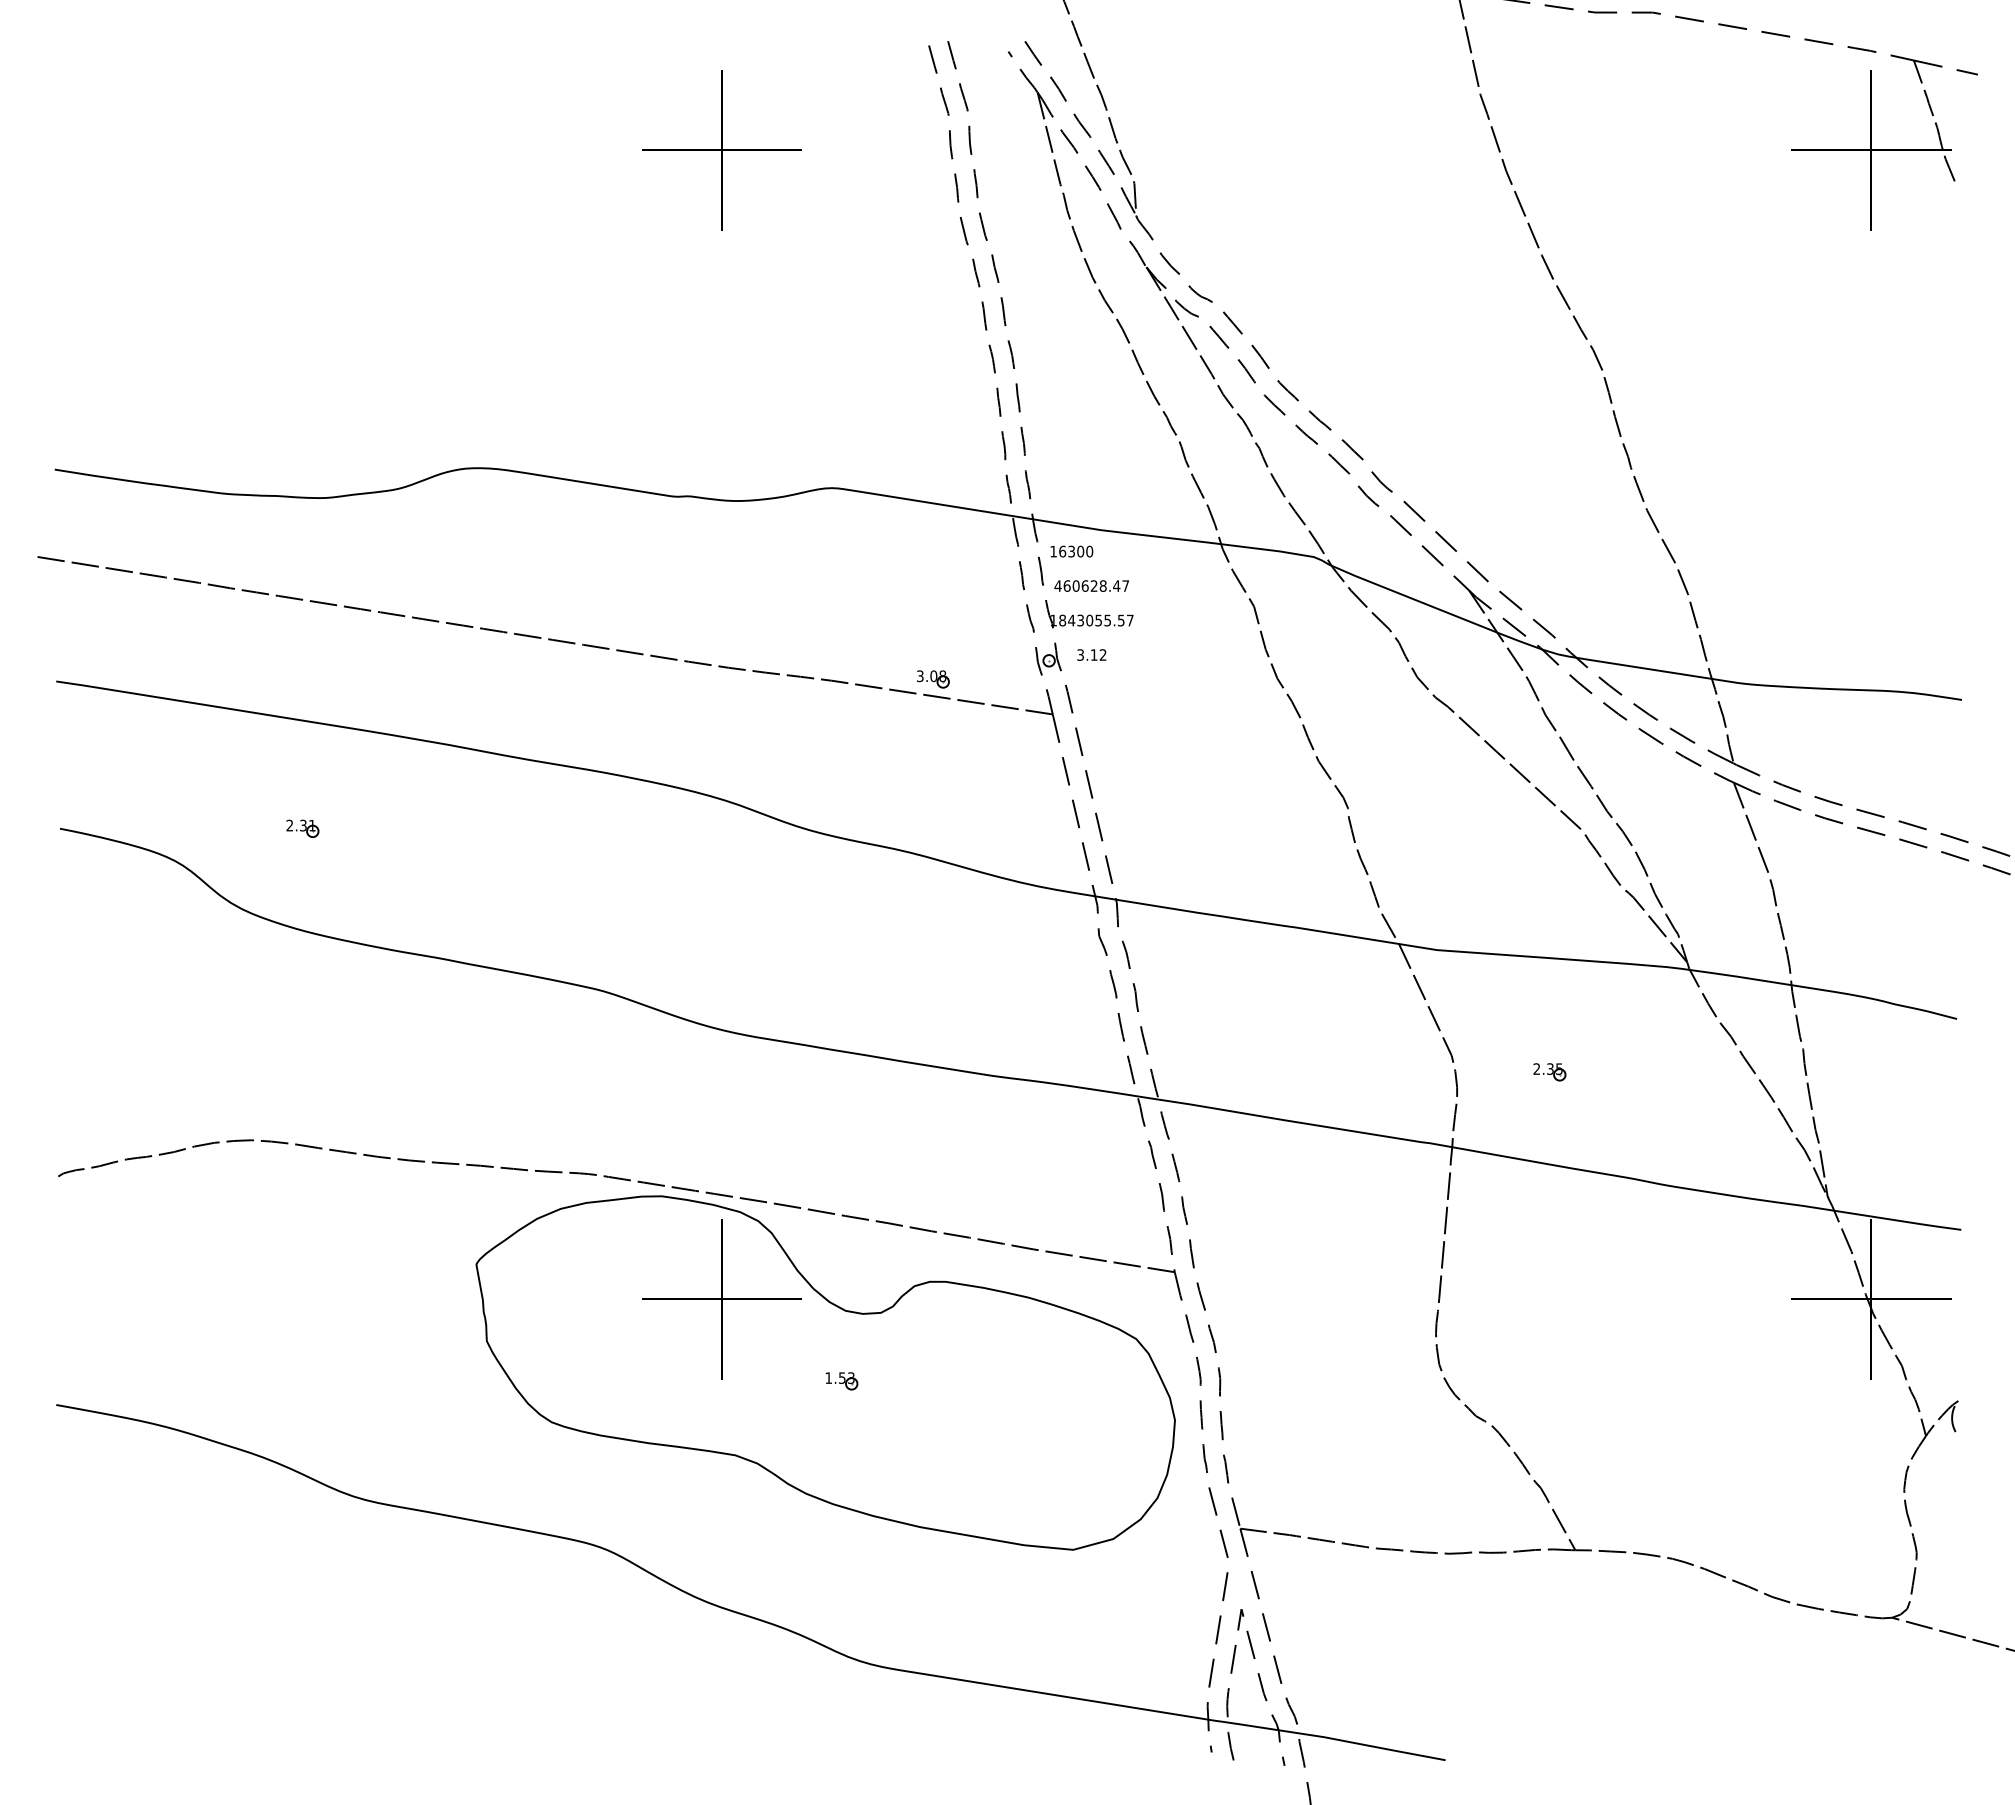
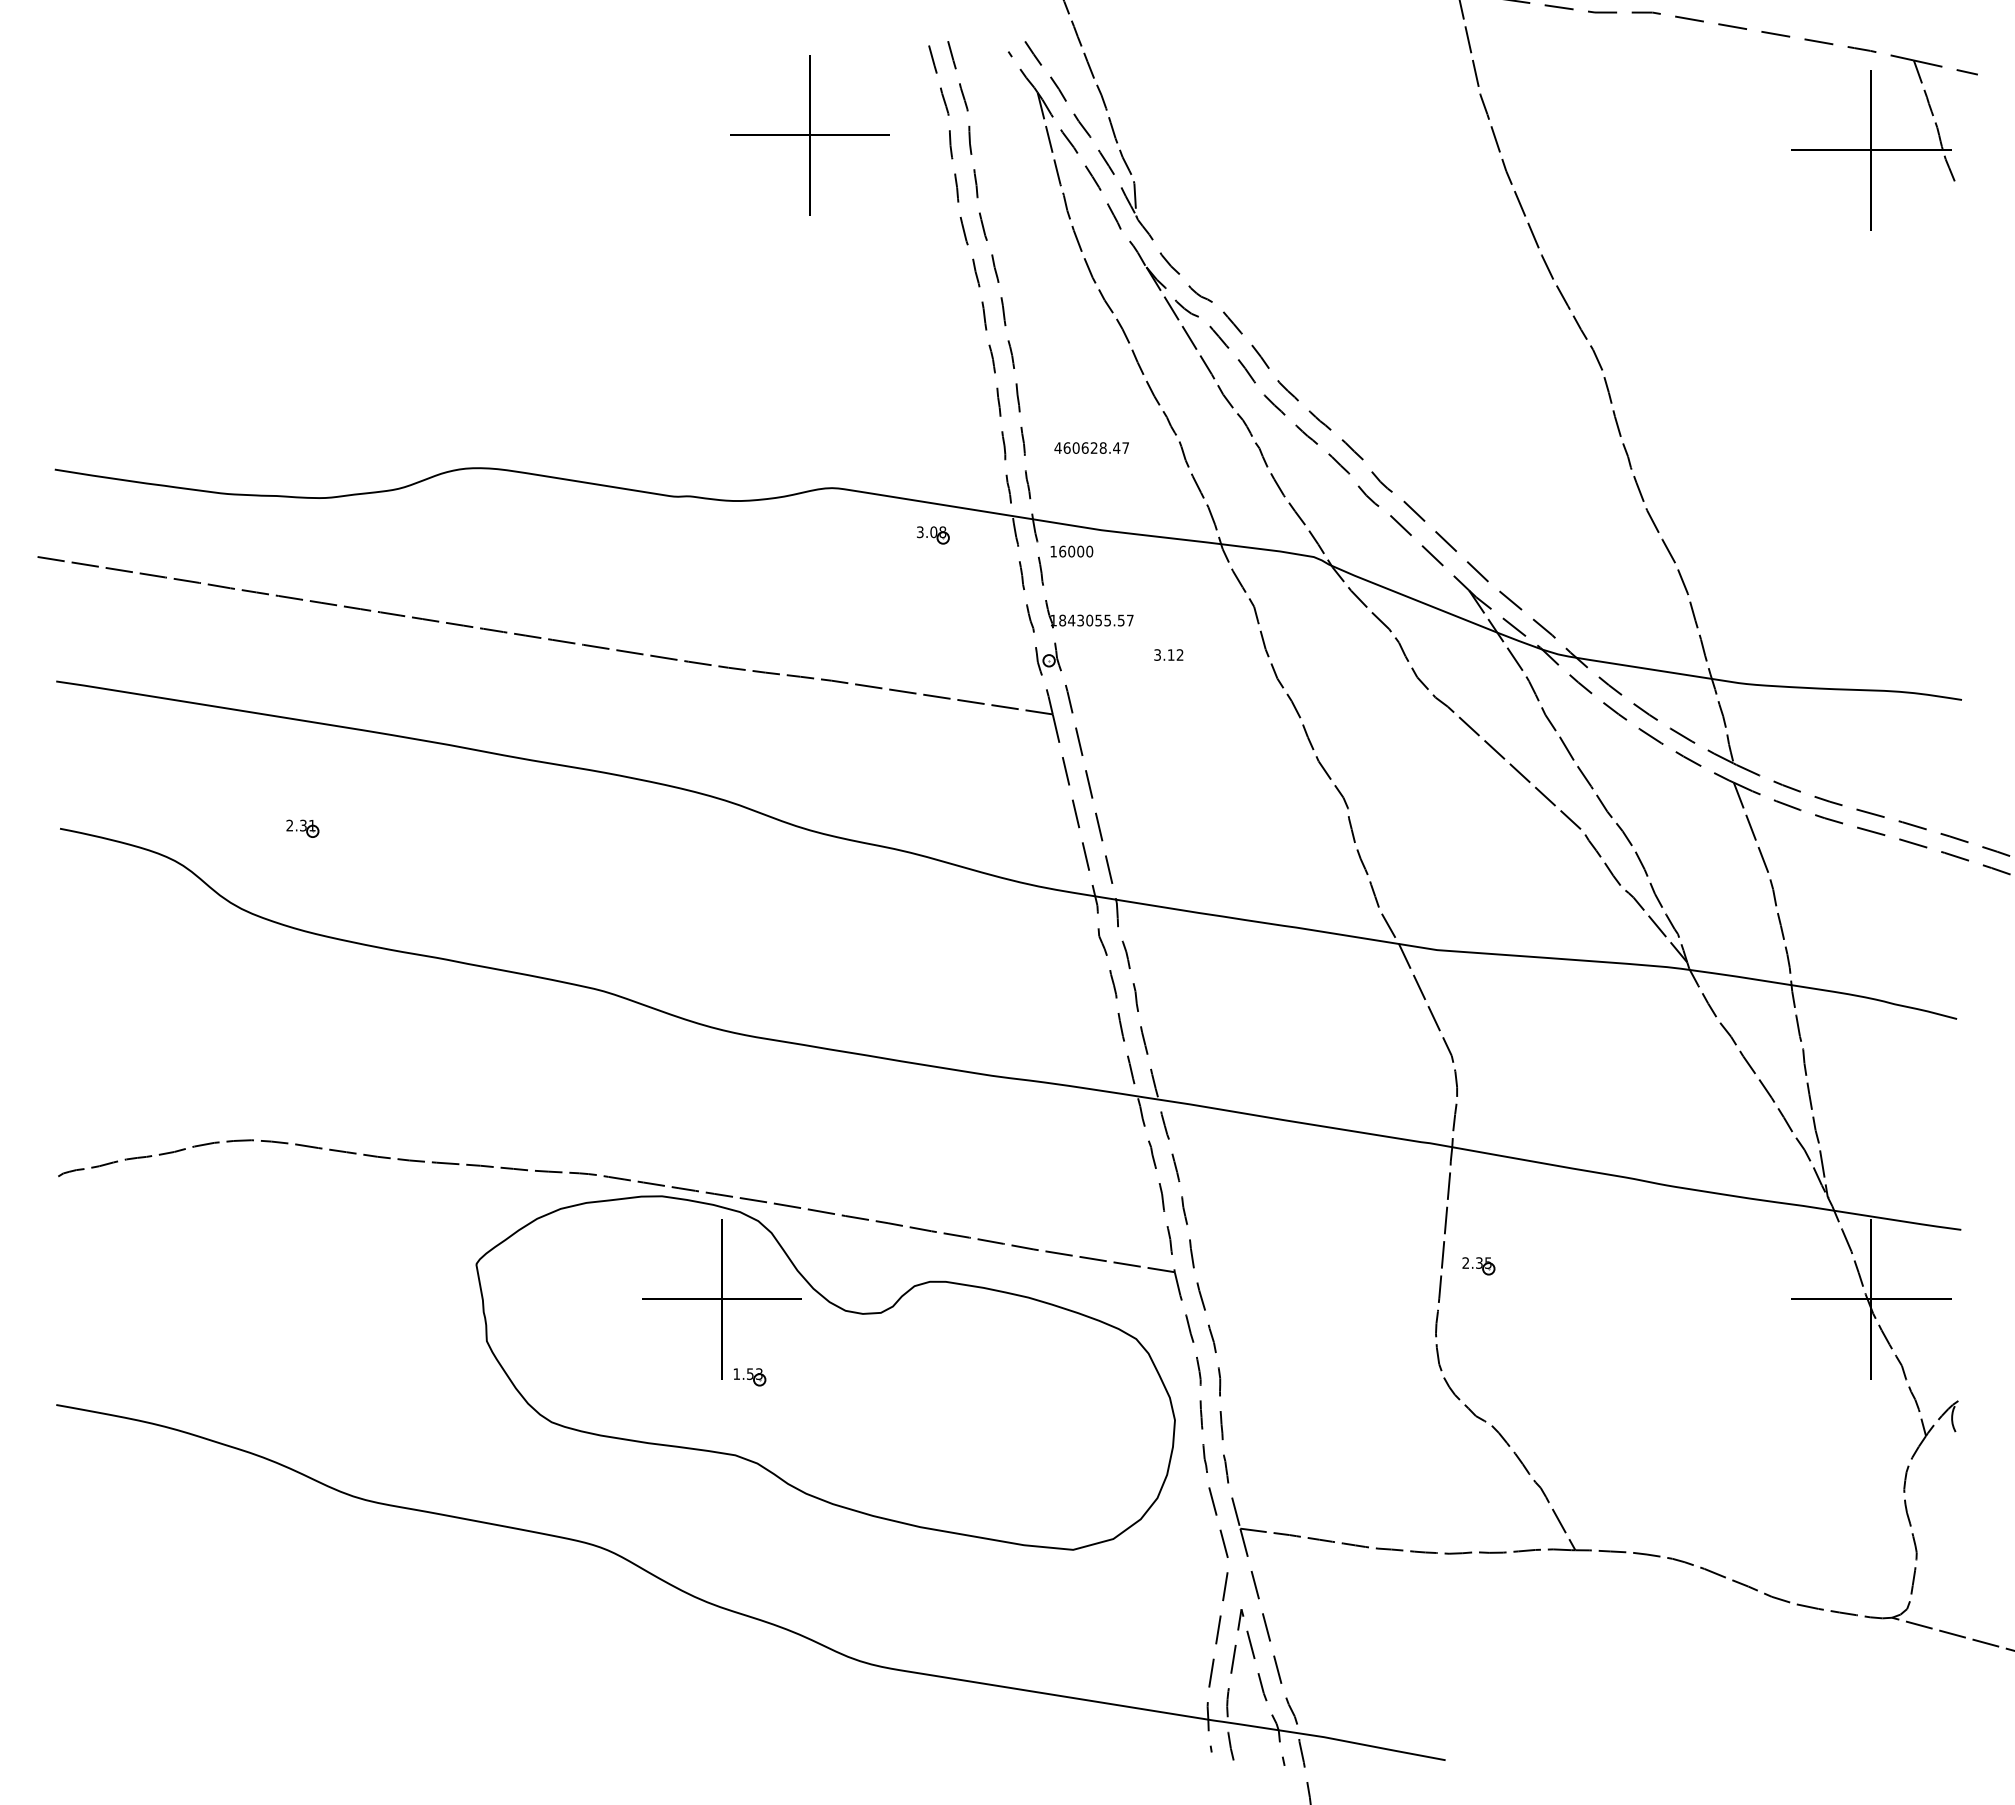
part position: (721, 150) -> (809, 135) (809, 135)
text: 16300 -> 16000 (1071, 551)
text position: (1091, 585) -> (1091, 447) (1091, 447)
text position: (1091, 654) -> (1168, 654) (1168, 654)
part position: (933, 679) -> (933, 535) (933, 535)
part position: (1549, 1072) -> (1478, 1266) (1478, 1266)
part position: (841, 1381) -> (749, 1377) (749, 1377)
